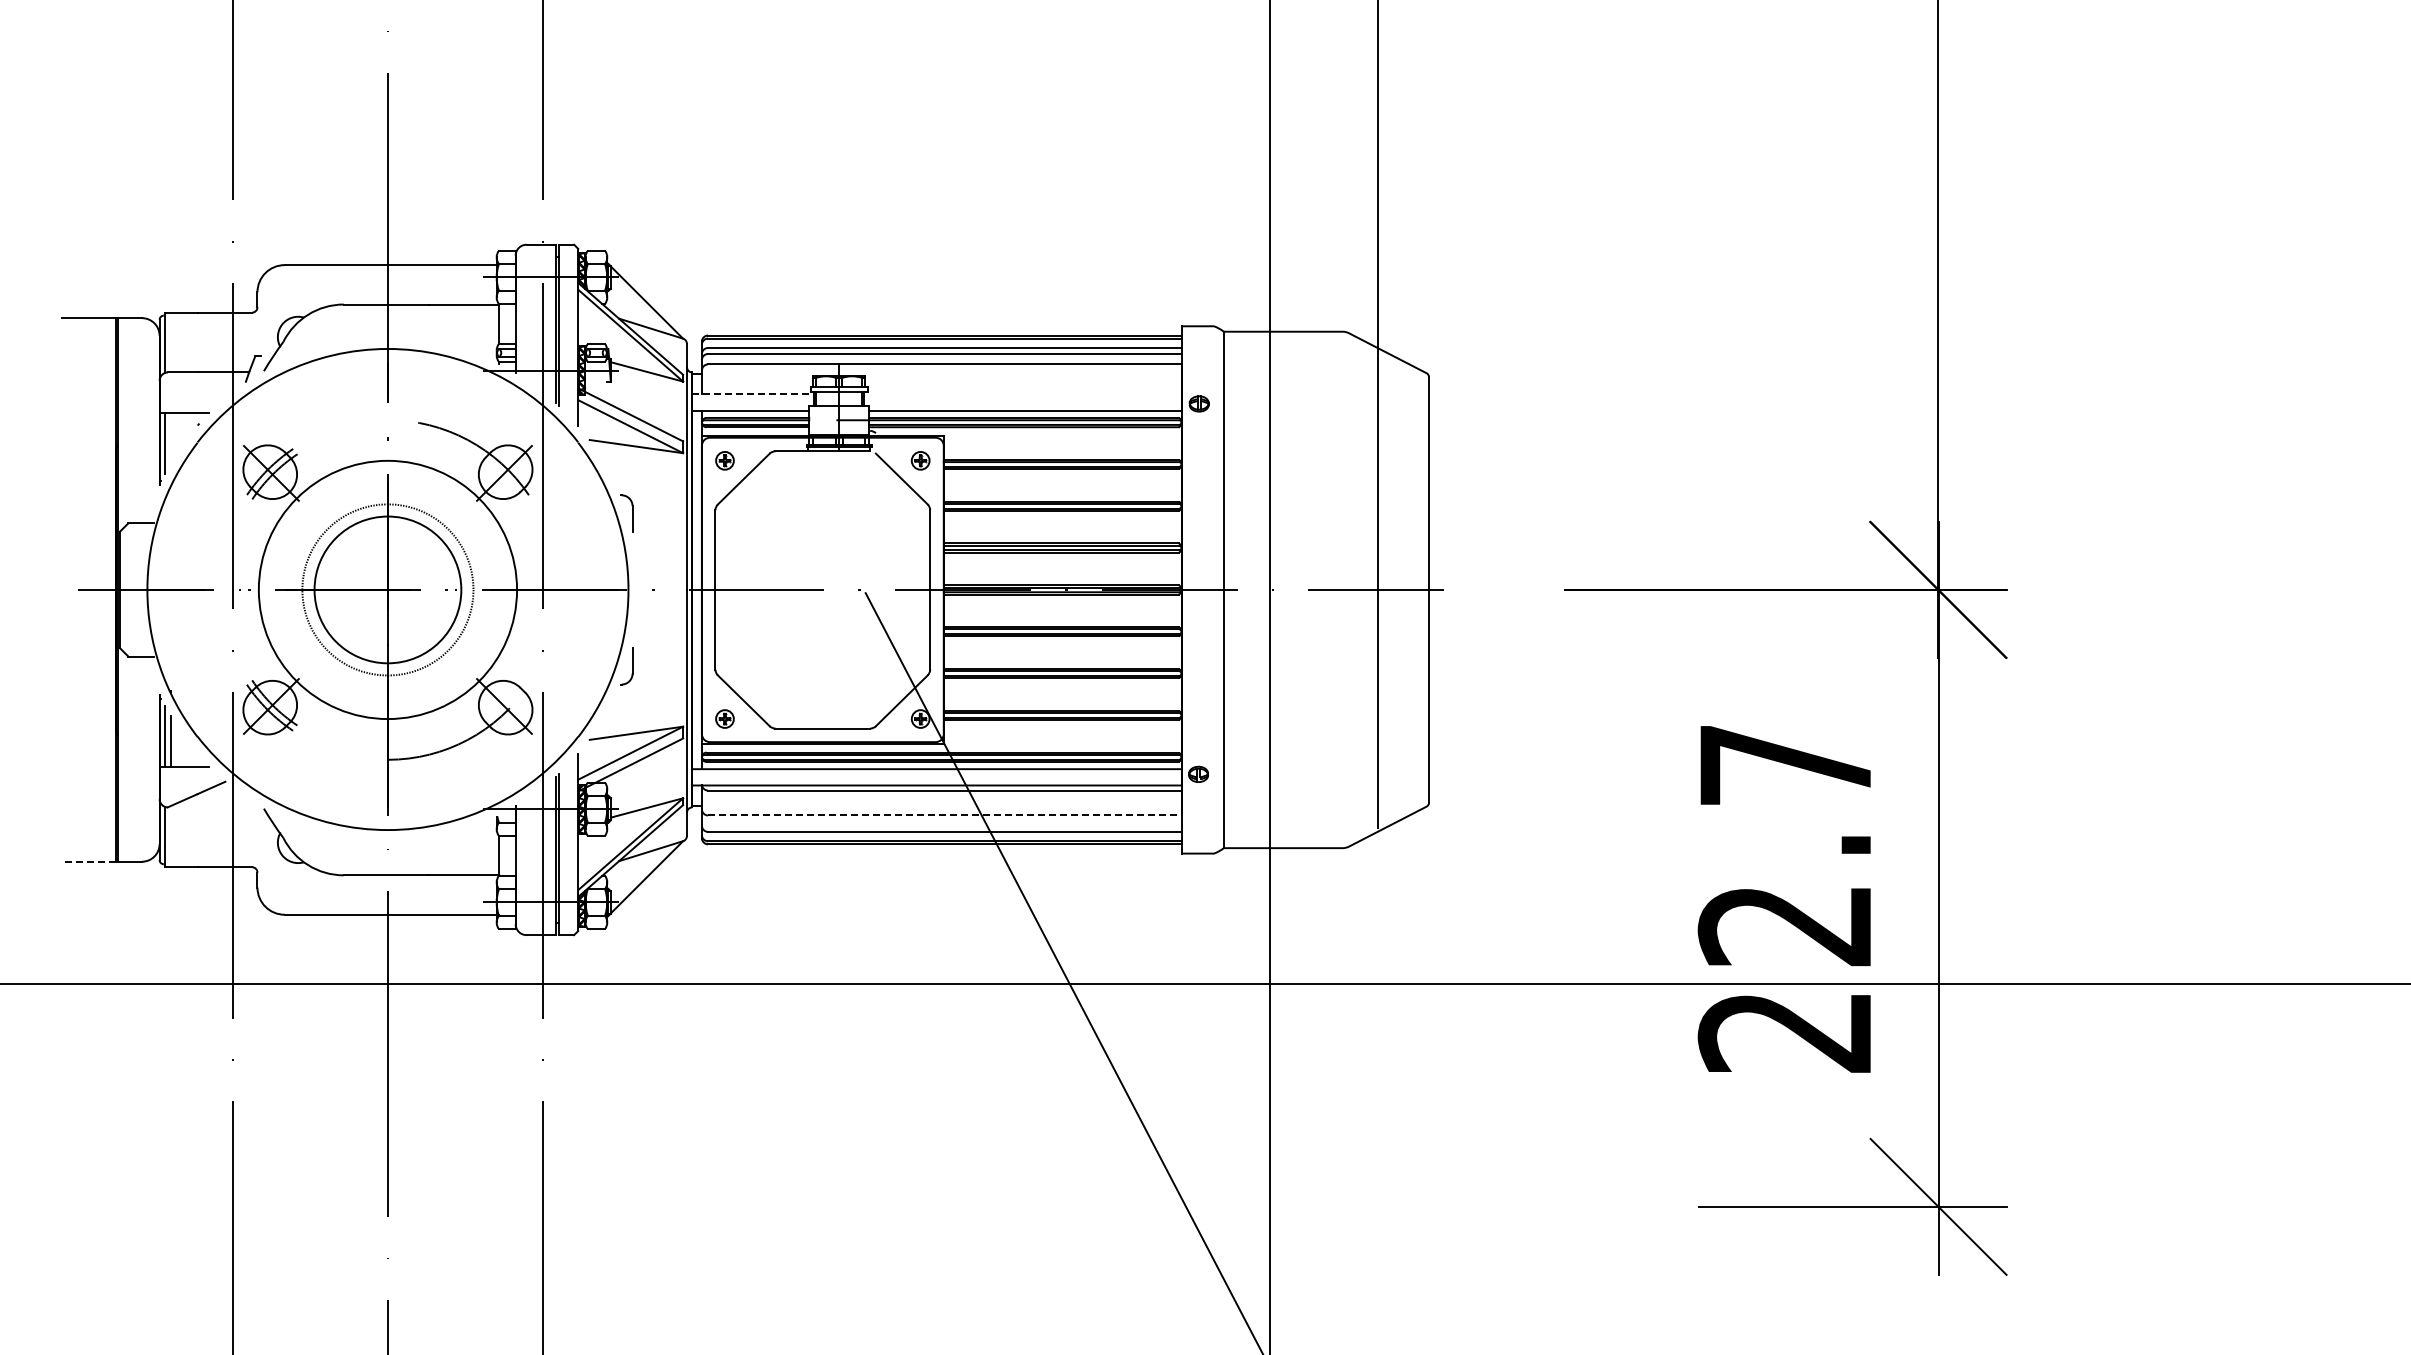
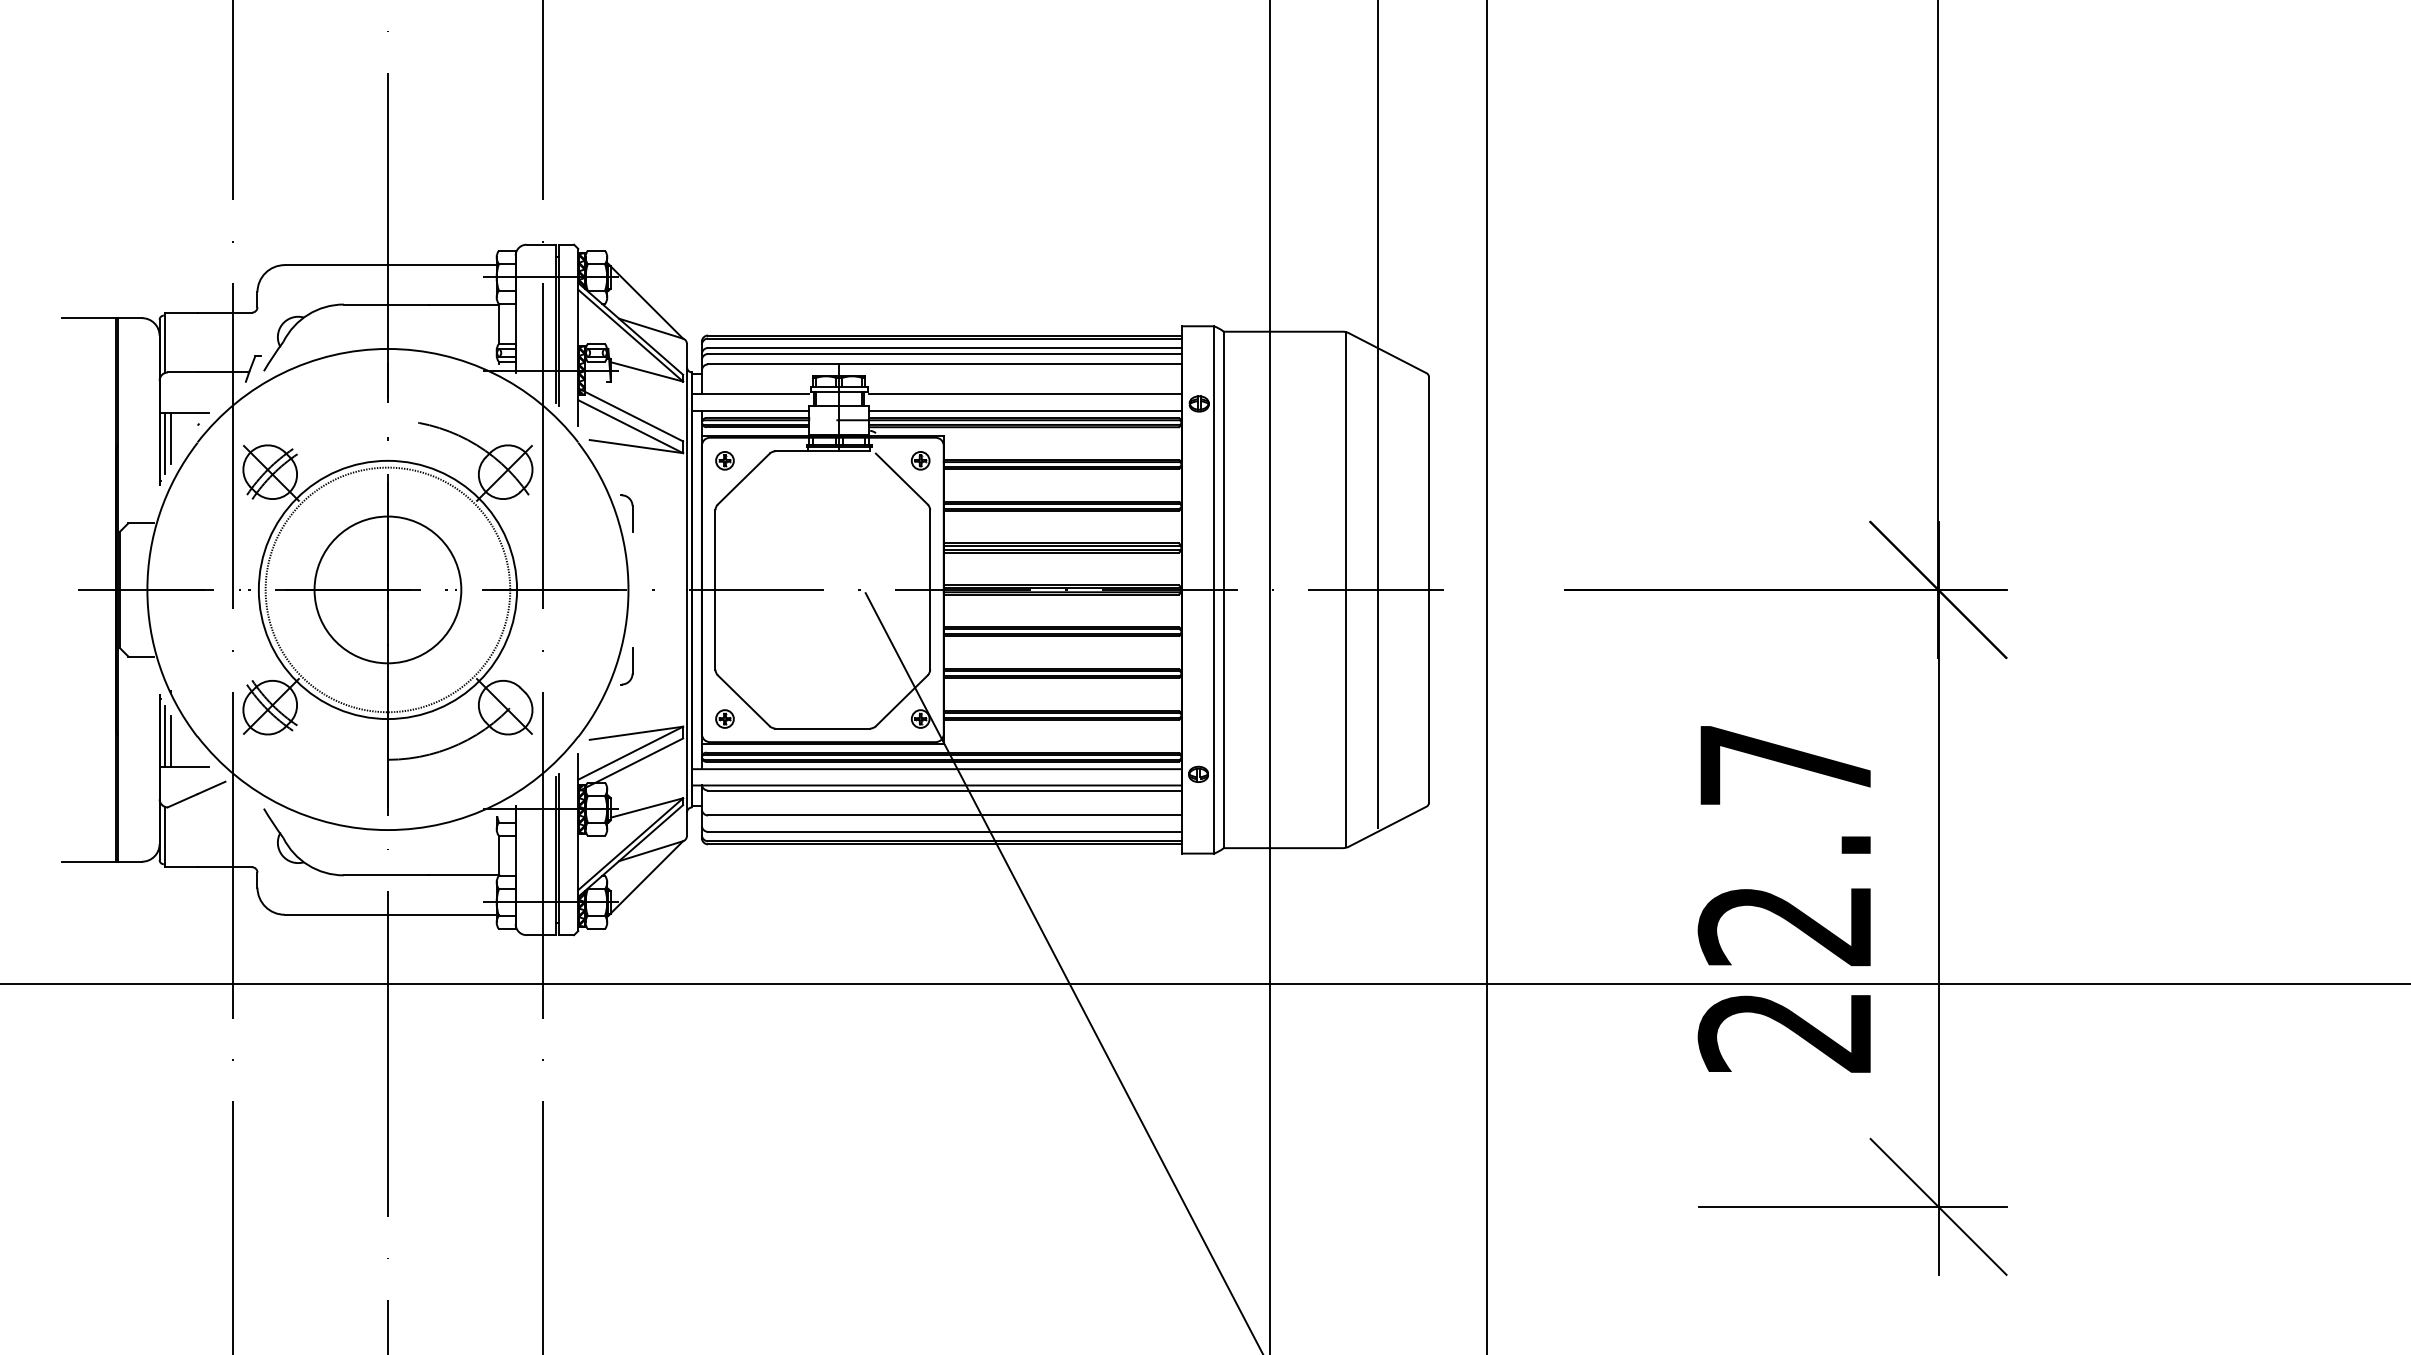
line: dashed -> solid (750, 394)
line: none -> present (1025, 394)
line: none -> present (170, 438)
circle diameter: 171 px -> 245 px (387, 589)
line: none -> present (1213, 589)
line: none -> present (1345, 589)
line: none -> present (1486, 676)
line: dashed -> solid (944, 815)
line: dashed -> solid (88, 861)
